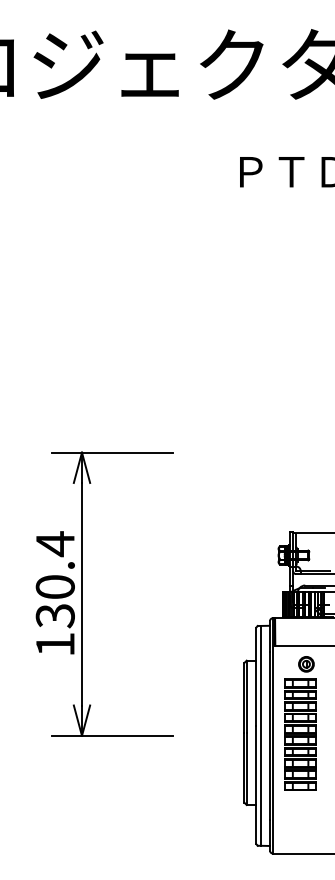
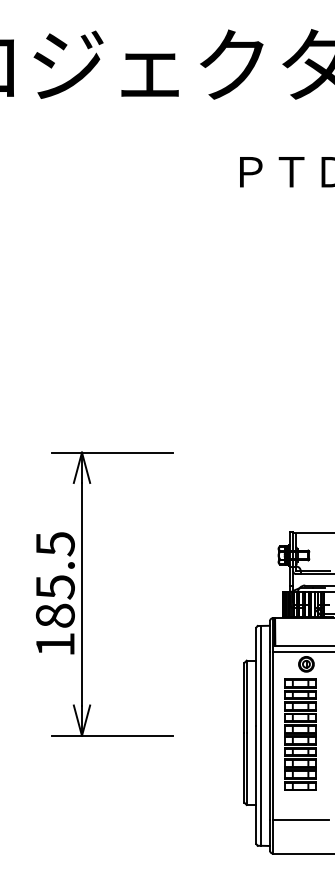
text: 130.4 -> 185.5 (54, 579)
line: none -> present (302, 652)
line: none -> present (301, 819)
